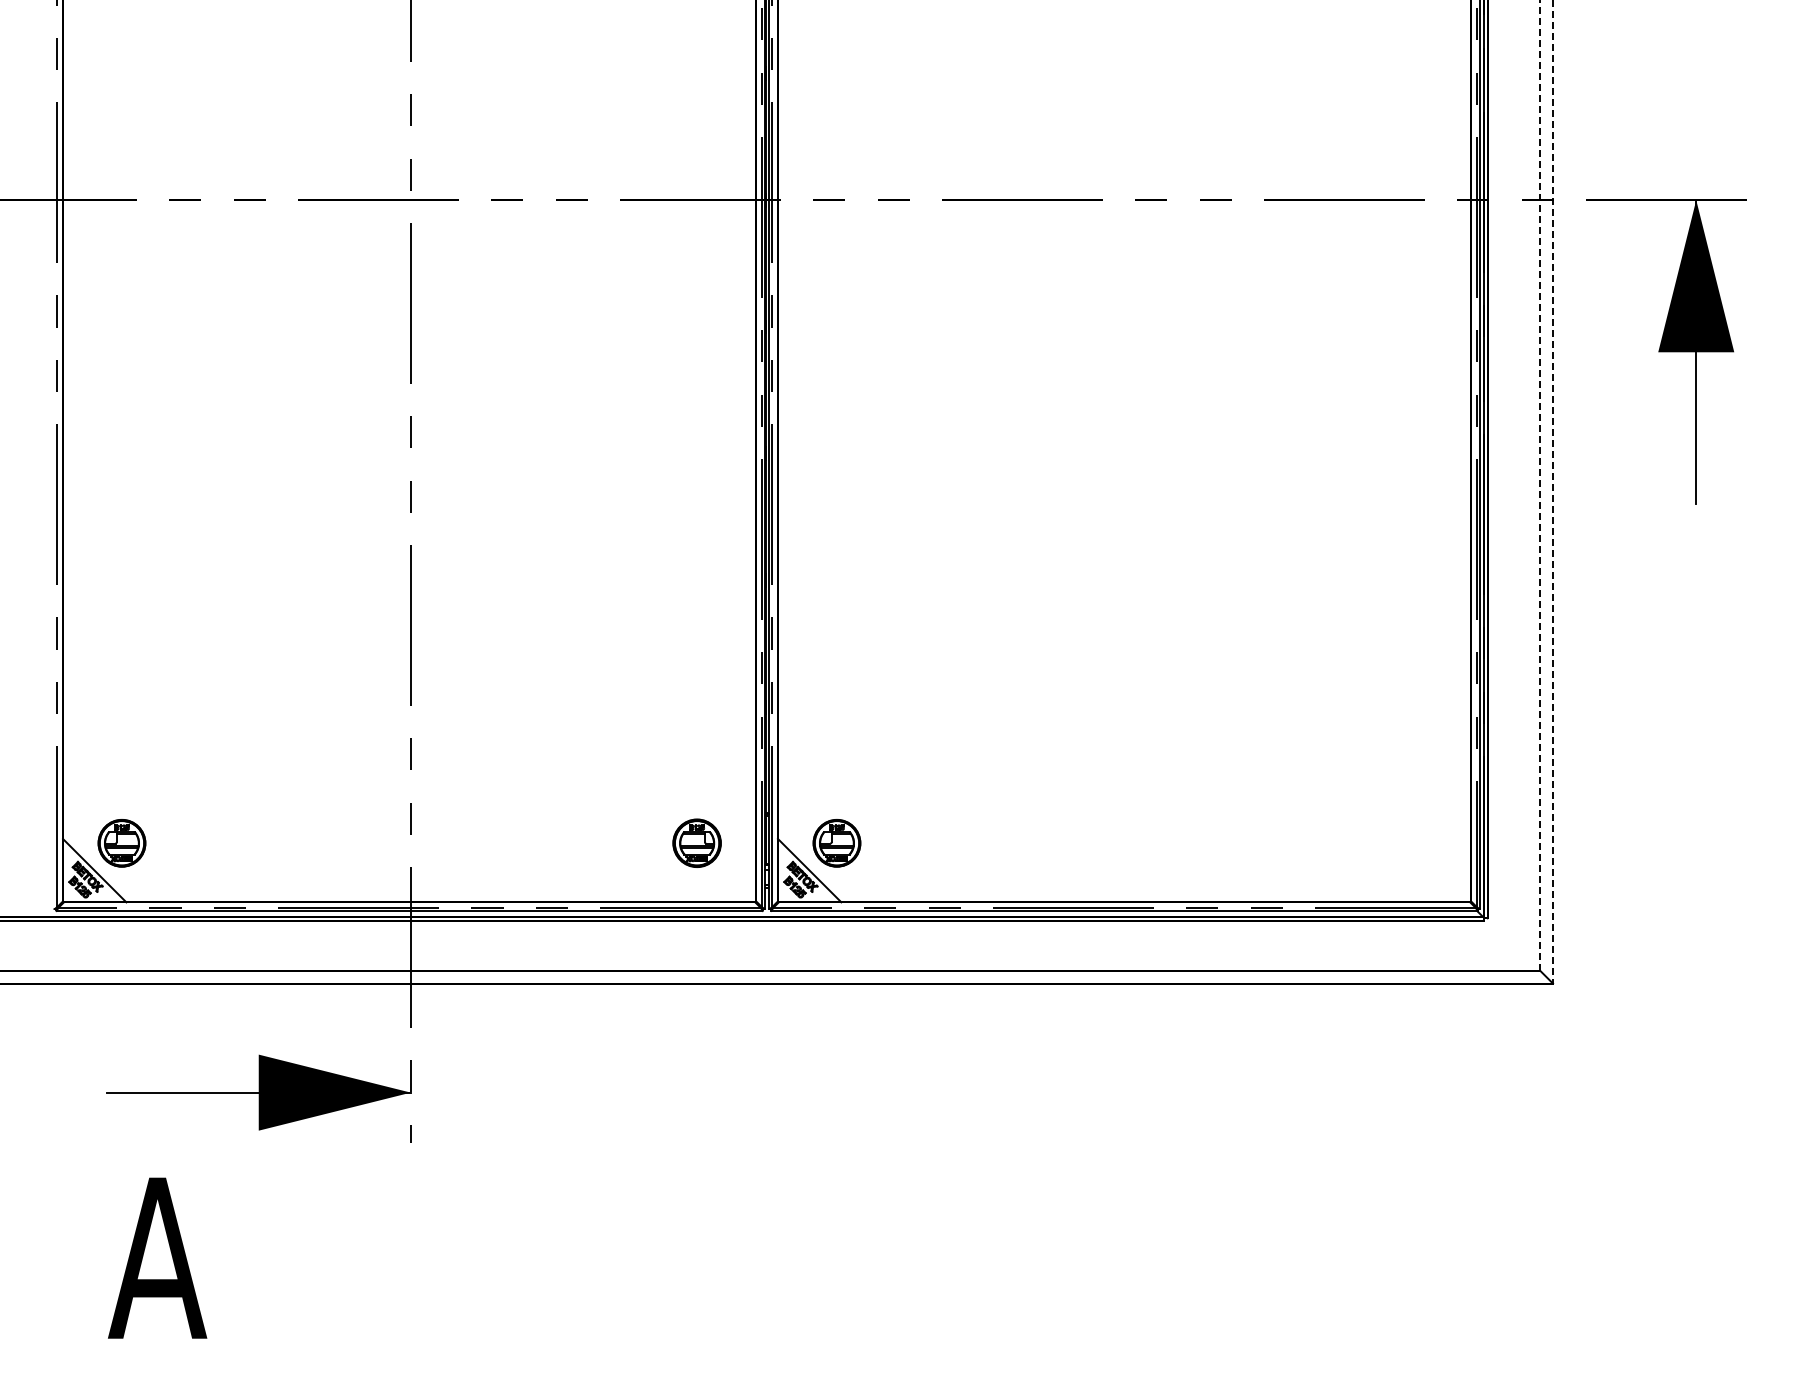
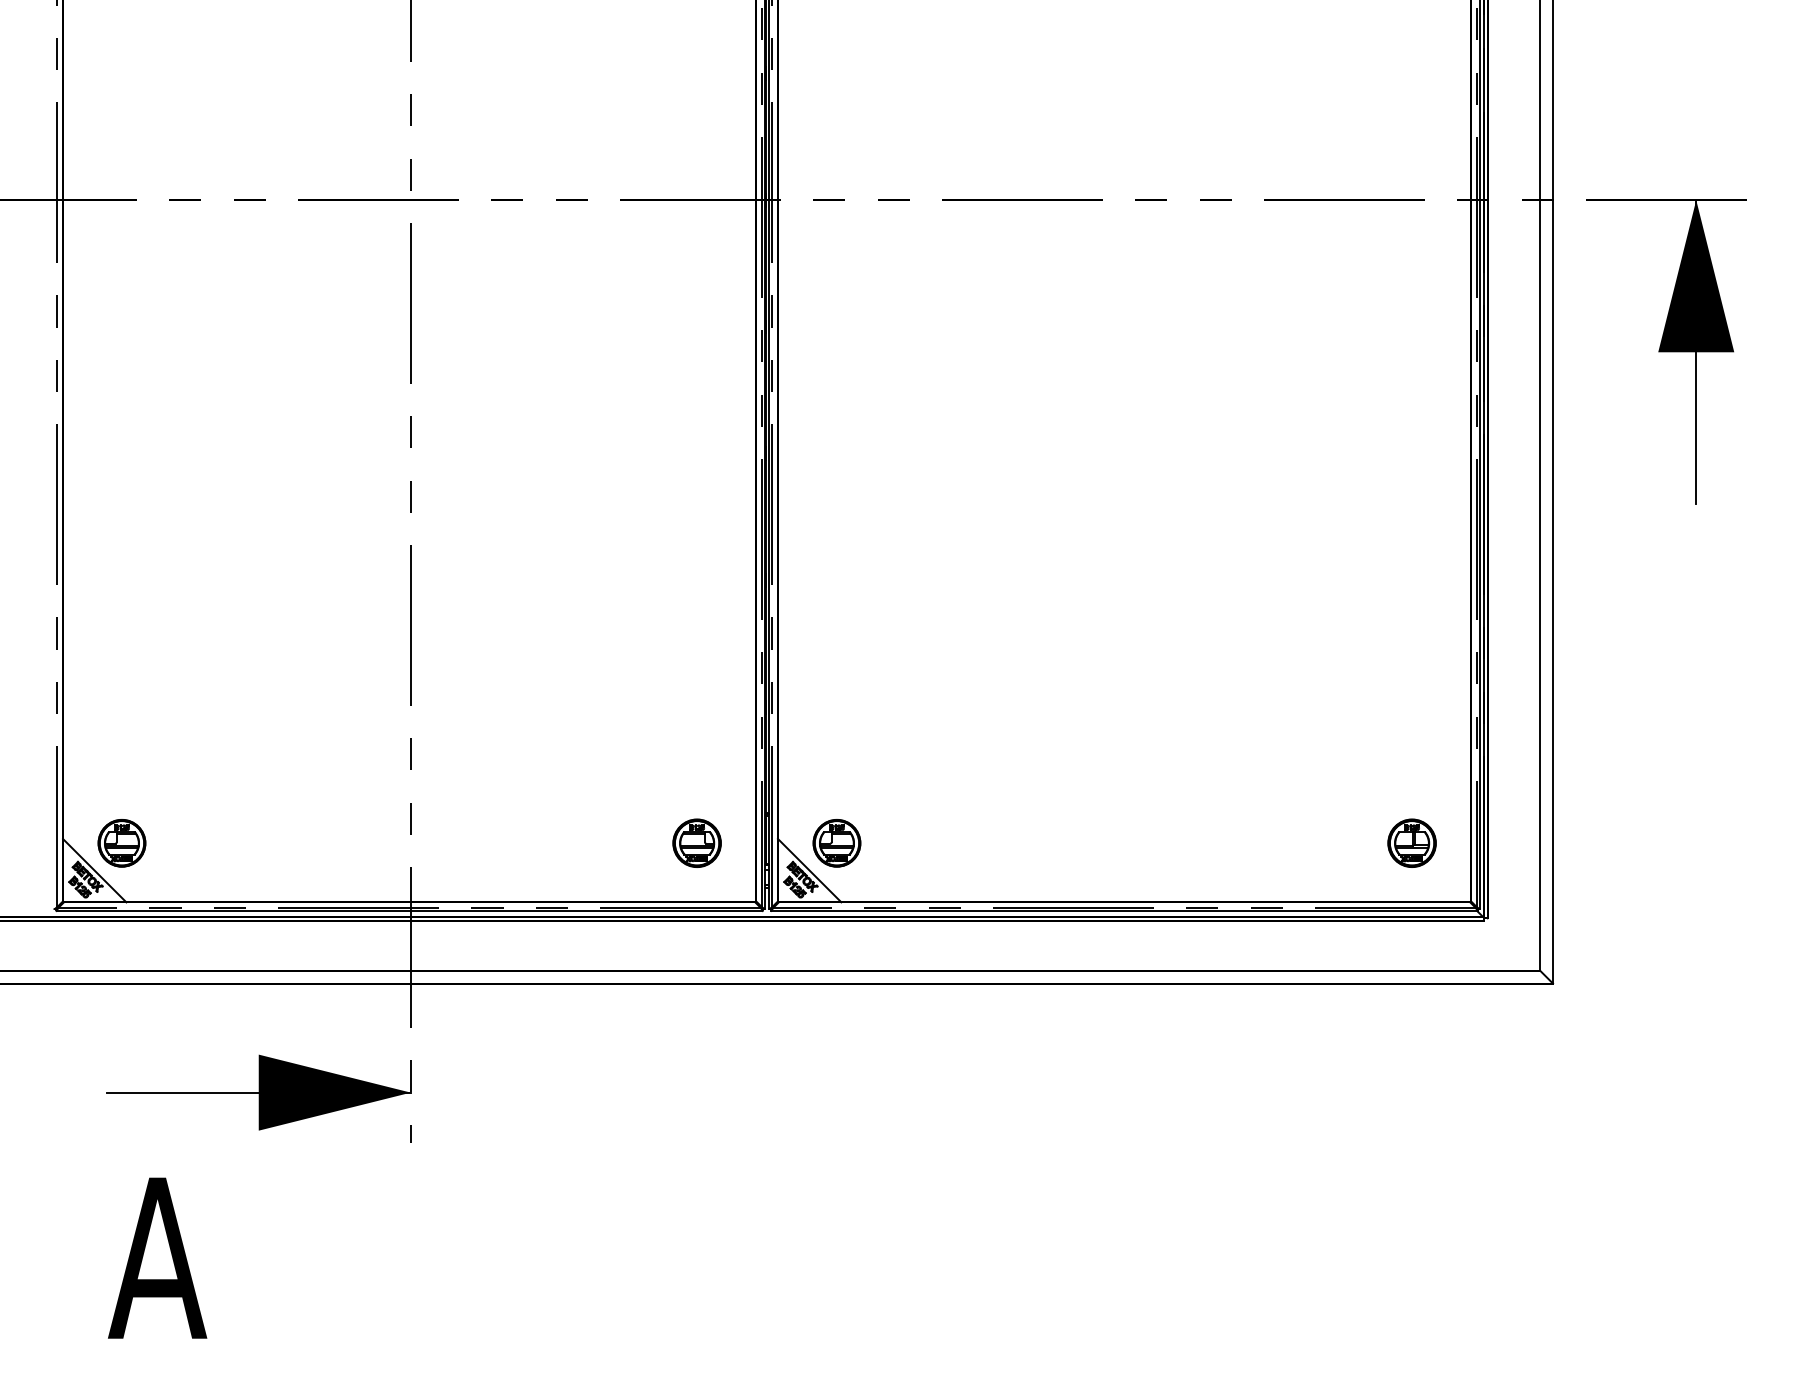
line: dashed -> solid (1540, 485)
line: dashed -> solid (1553, 492)
part: none -> present (1411, 842)
